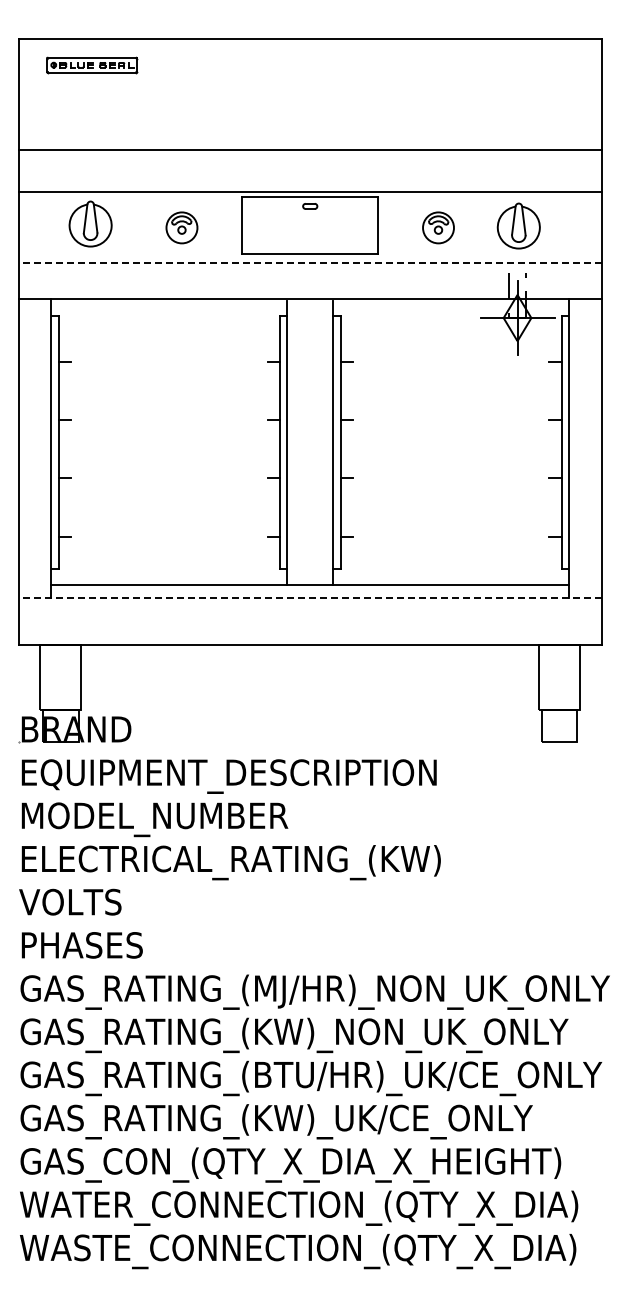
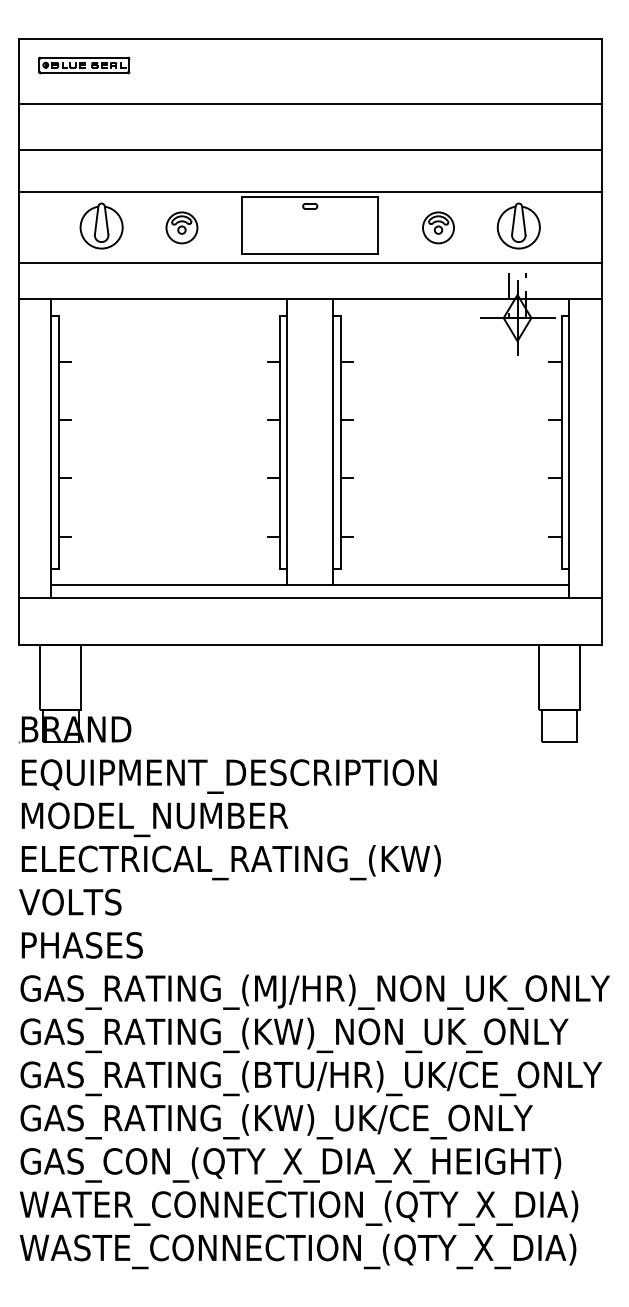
part position: (92, 65) -> (84, 65) (84, 65)
line: none -> present (309, 103)
part position: (90, 223) -> (101, 225) (101, 225)
line: dashed -> solid (310, 263)
line: dashed -> solid (310, 598)
